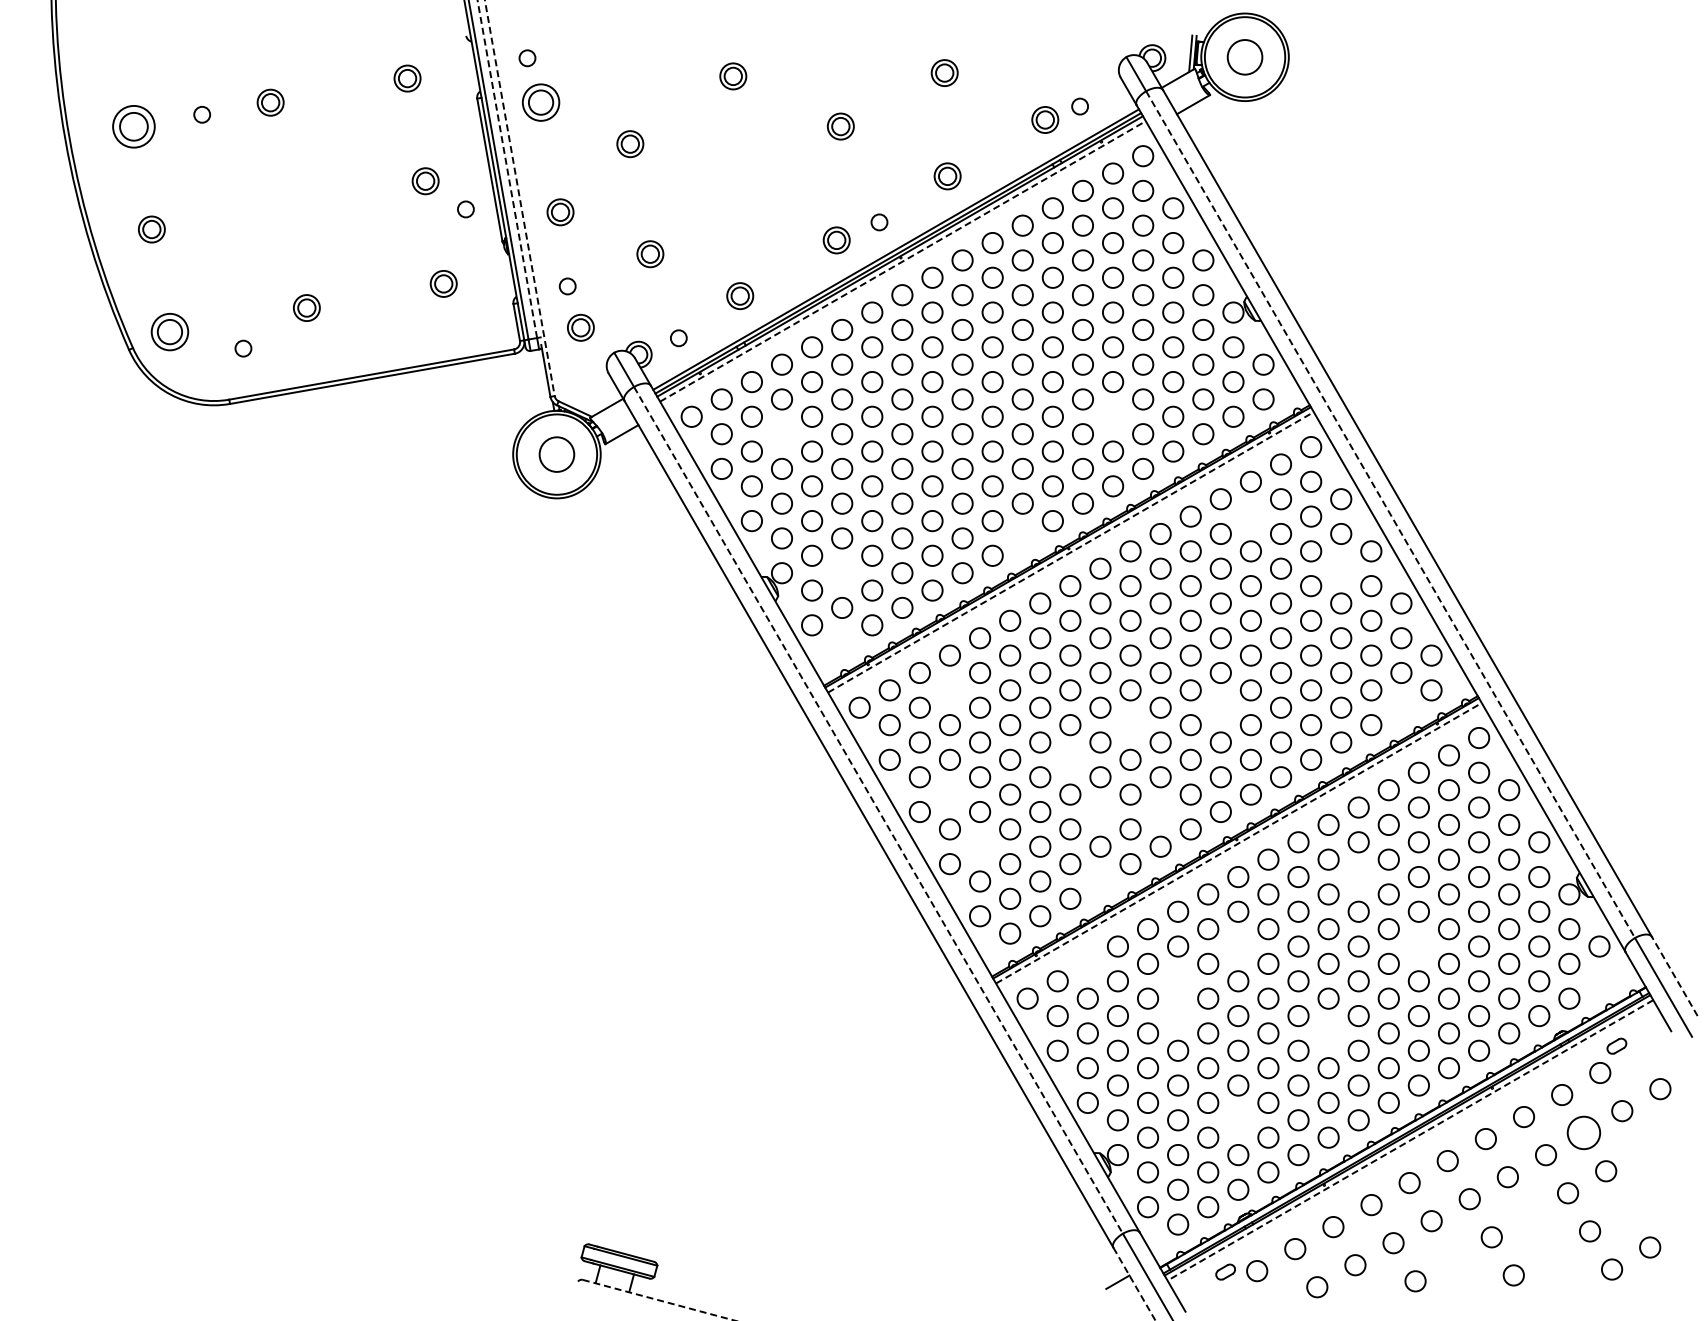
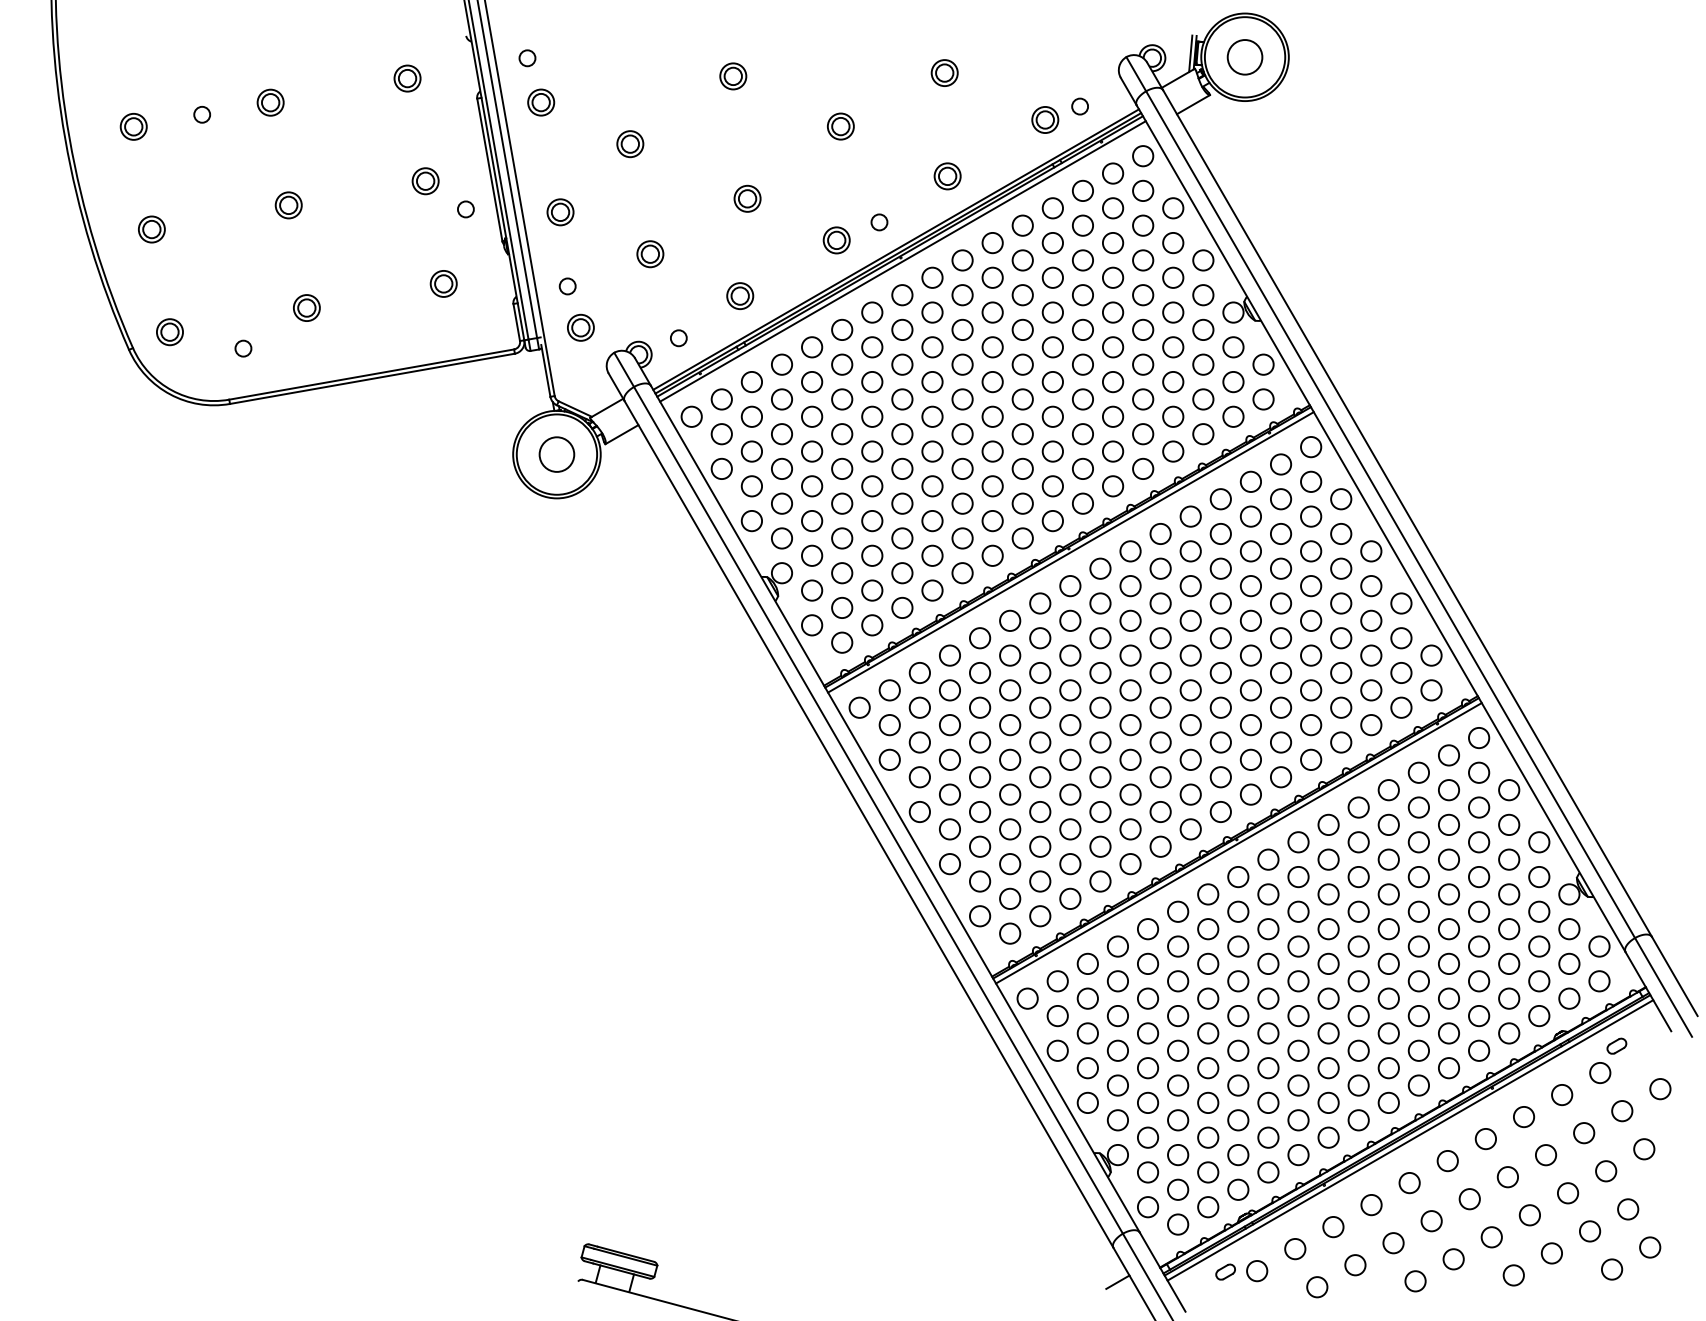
part size: 40x39 px -> 29x29 px (541, 102)
part size: 44x44 px -> 29x28 px (133, 126)
line: dashed -> solid (507, 168)
line: dashed -> solid (519, 198)
part: none -> present (747, 198)
part: none -> present (288, 205)
line: dashed -> solid (903, 261)
part size: 40x39 px -> 28x29 px (169, 332)
circle: none -> present (1113, 416)
circle: none -> present (781, 434)
line: dashed -> solid (1390, 514)
circle: none -> present (1250, 516)
circle: none -> present (1022, 538)
line: dashed -> solid (1071, 552)
circle: none -> present (1341, 568)
circle: none -> present (842, 573)
circle: none -> present (842, 642)
circle: none -> present (949, 690)
circle: none -> present (1220, 707)
circle: none -> present (1401, 707)
circle: none -> present (1130, 725)
circle: none -> present (1070, 759)
circle: none -> present (949, 794)
line: dashed -> solid (878, 810)
circle: none -> present (1100, 811)
circle: none -> present (1160, 811)
line: dashed -> solid (1239, 843)
circle: none -> present (980, 846)
circle: none -> present (1358, 877)
circle: none -> present (1100, 881)
circle: none -> present (1238, 946)
circle: none -> present (1418, 946)
circle: none -> present (1087, 963)
line: dashed -> solid (1674, 976)
circle: none -> present (1178, 981)
circle: none -> present (1599, 981)
circle: none -> present (1178, 1016)
circle: none -> present (1328, 1033)
circle: none -> present (1238, 1120)
circle size: 36x36 px -> 23x23 px (1584, 1133)
line: dashed -> solid (1410, 1140)
circle: none -> present (1644, 1149)
circle: none -> present (1628, 1209)
circle: none -> present (1529, 1215)
circle: none -> present (1551, 1253)
circle: none -> present (1453, 1259)
line: dashed -> solid (1134, 1284)
line: dashed -> solid (659, 1300)
